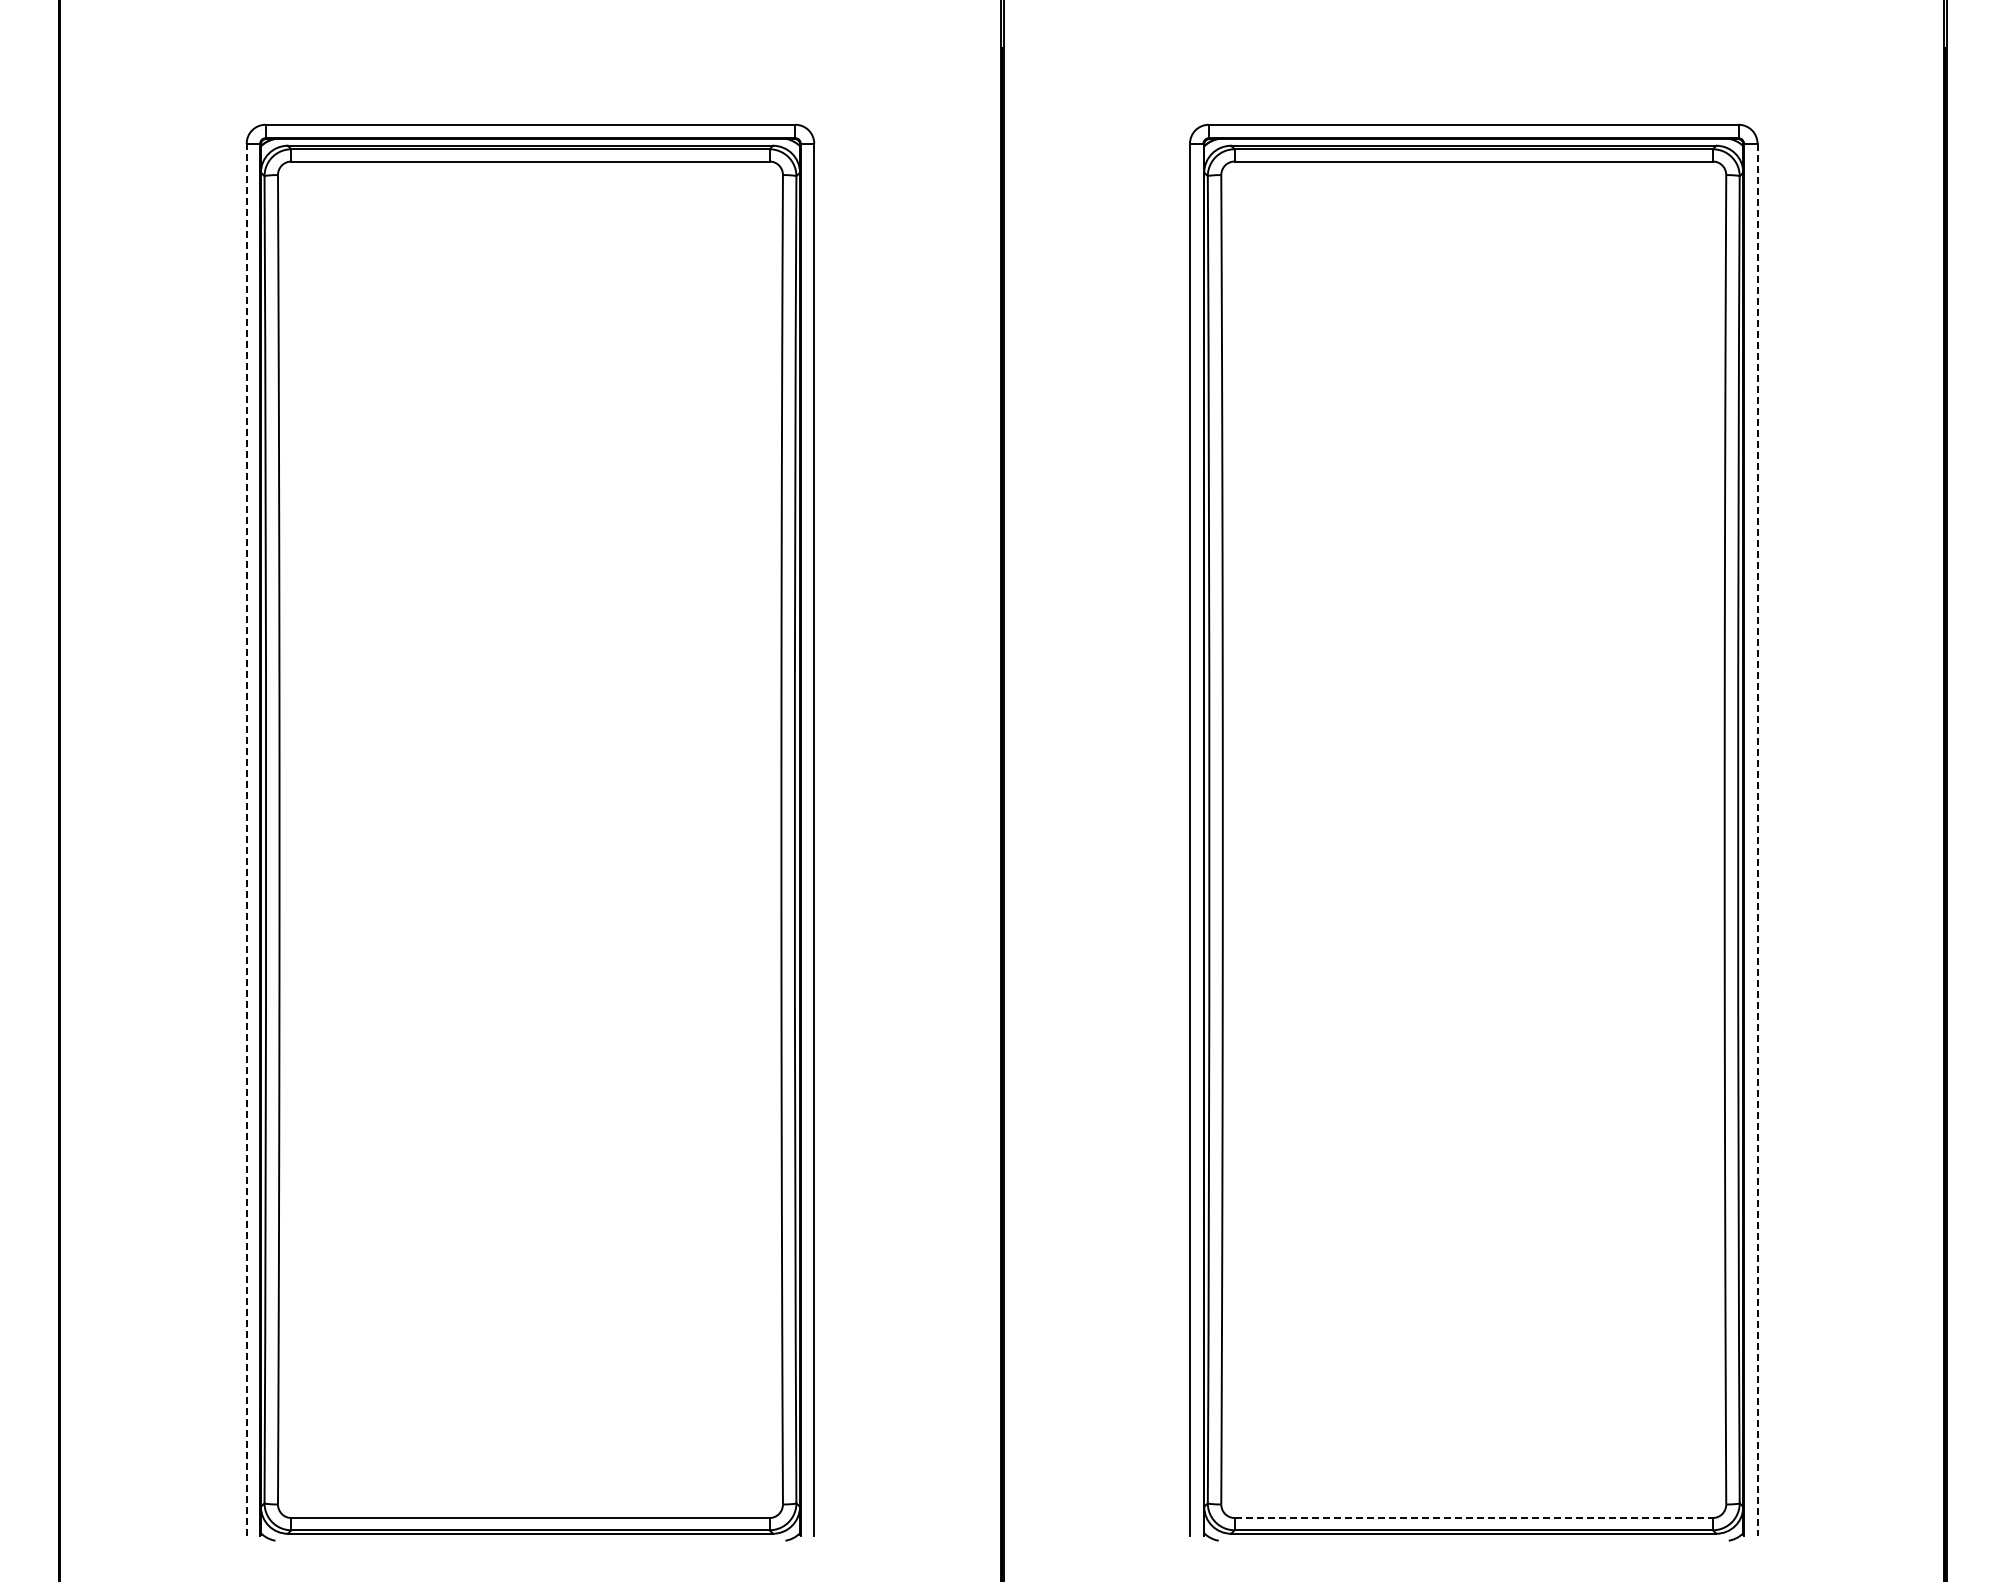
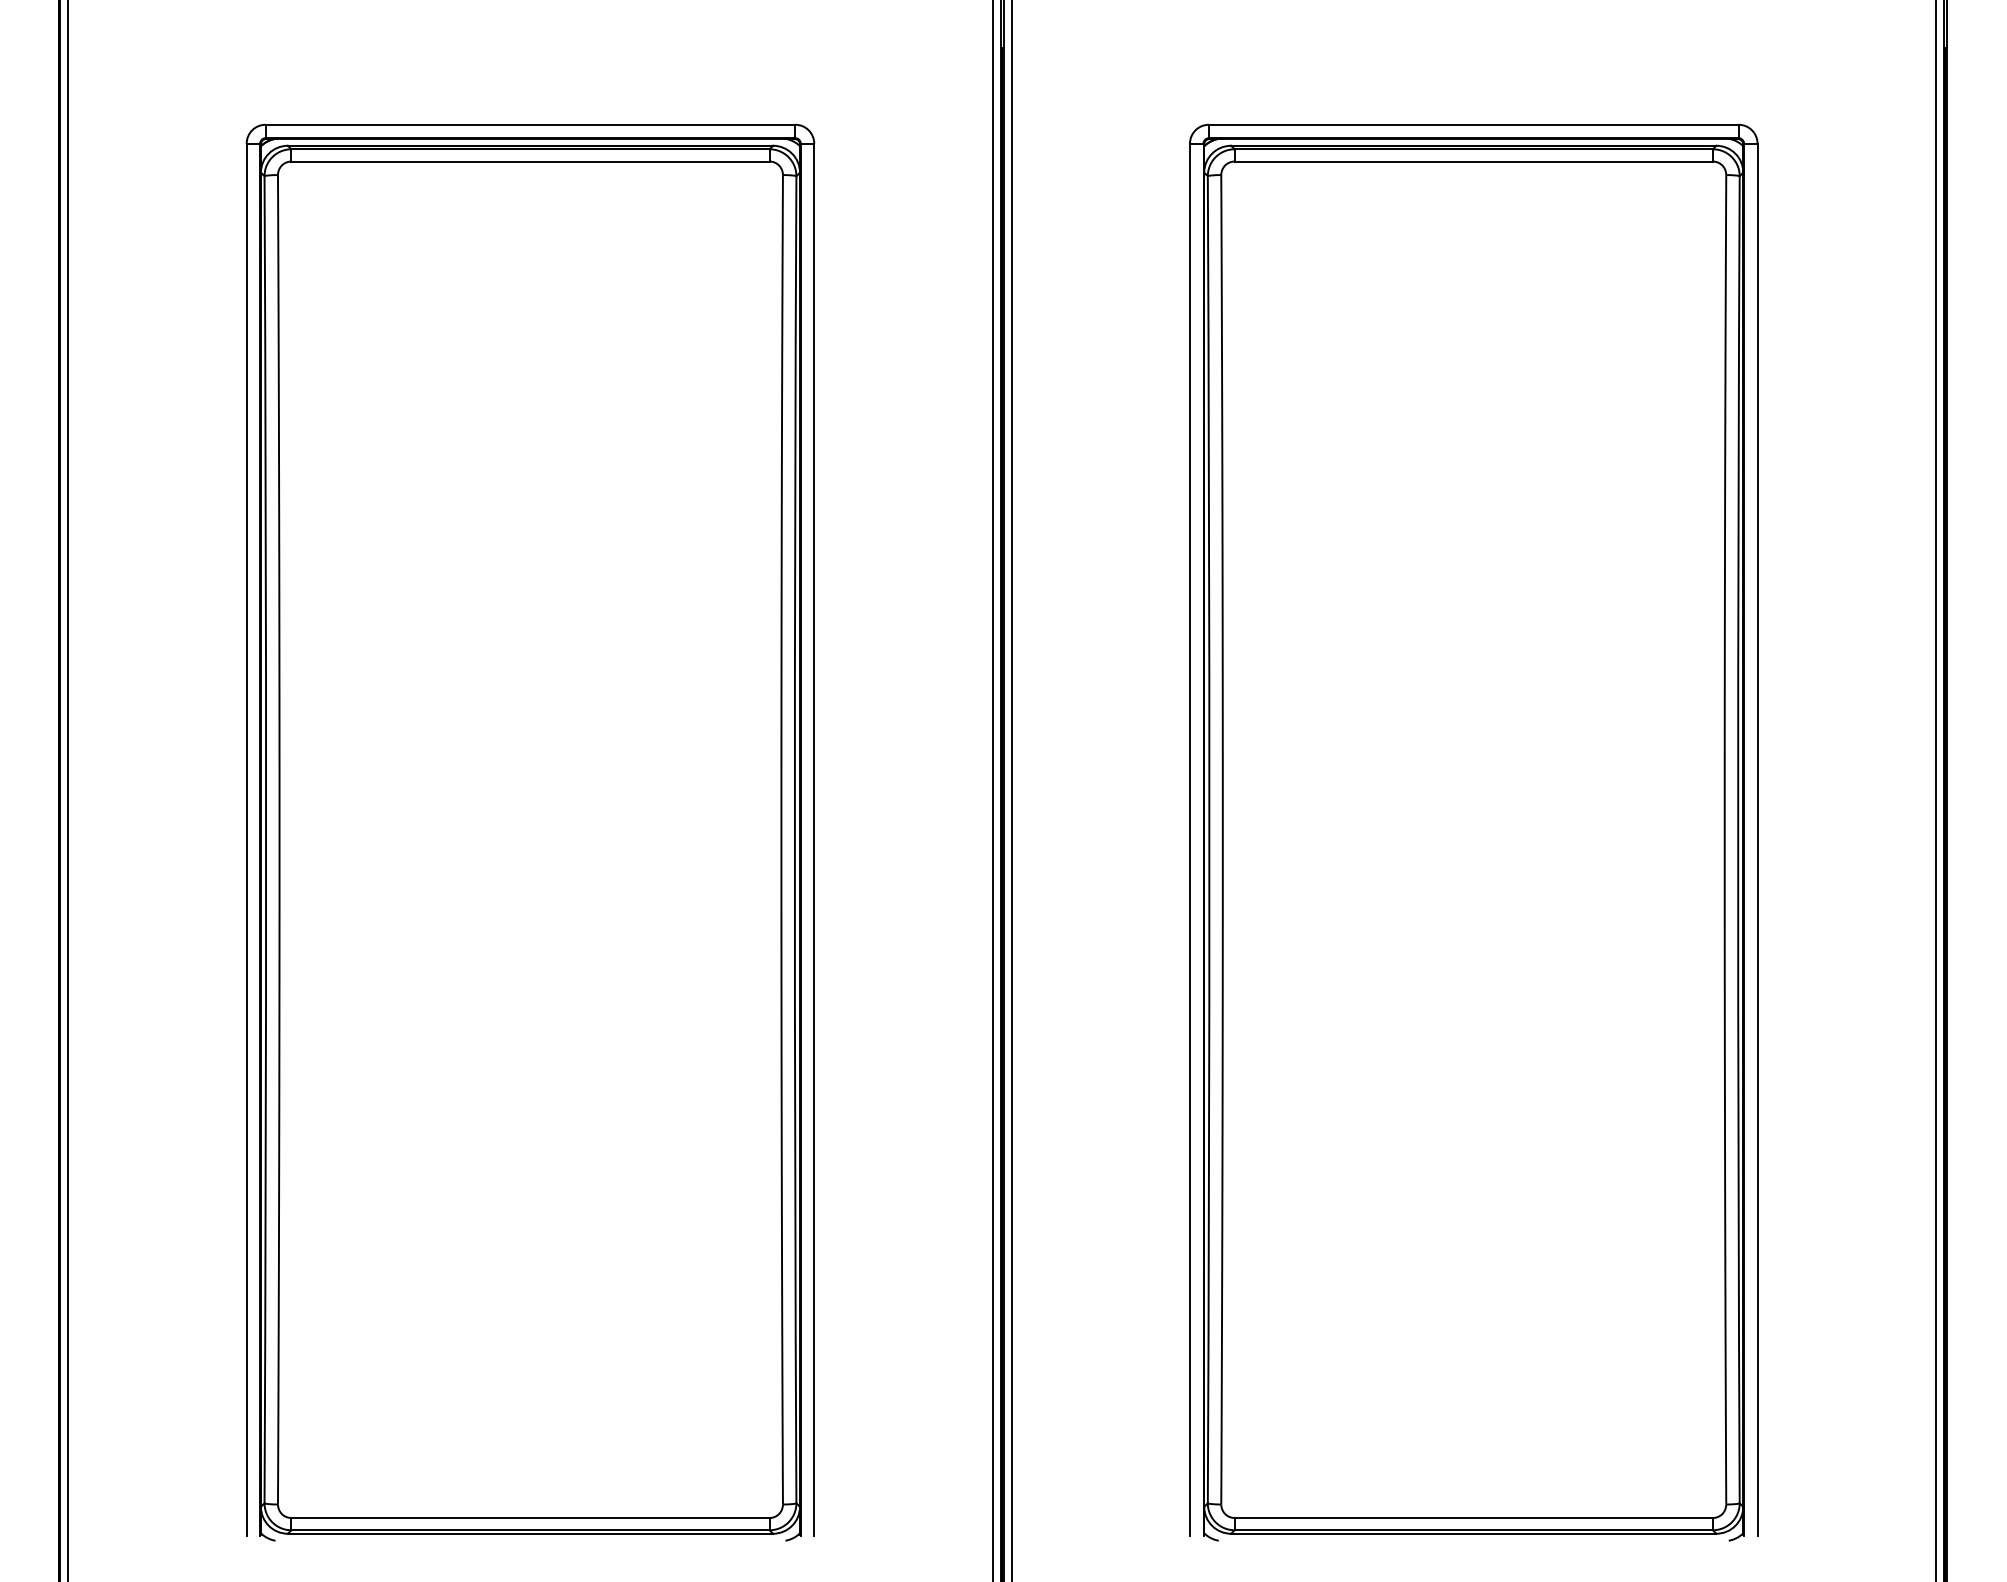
line: none -> present (68, 790)
line: none -> present (992, 790)
line: none -> present (1011, 790)
line: none -> present (1935, 790)
line: dashed -> solid (246, 839)
line: dashed -> solid (1757, 840)
line: dashed -> solid (1474, 1518)
